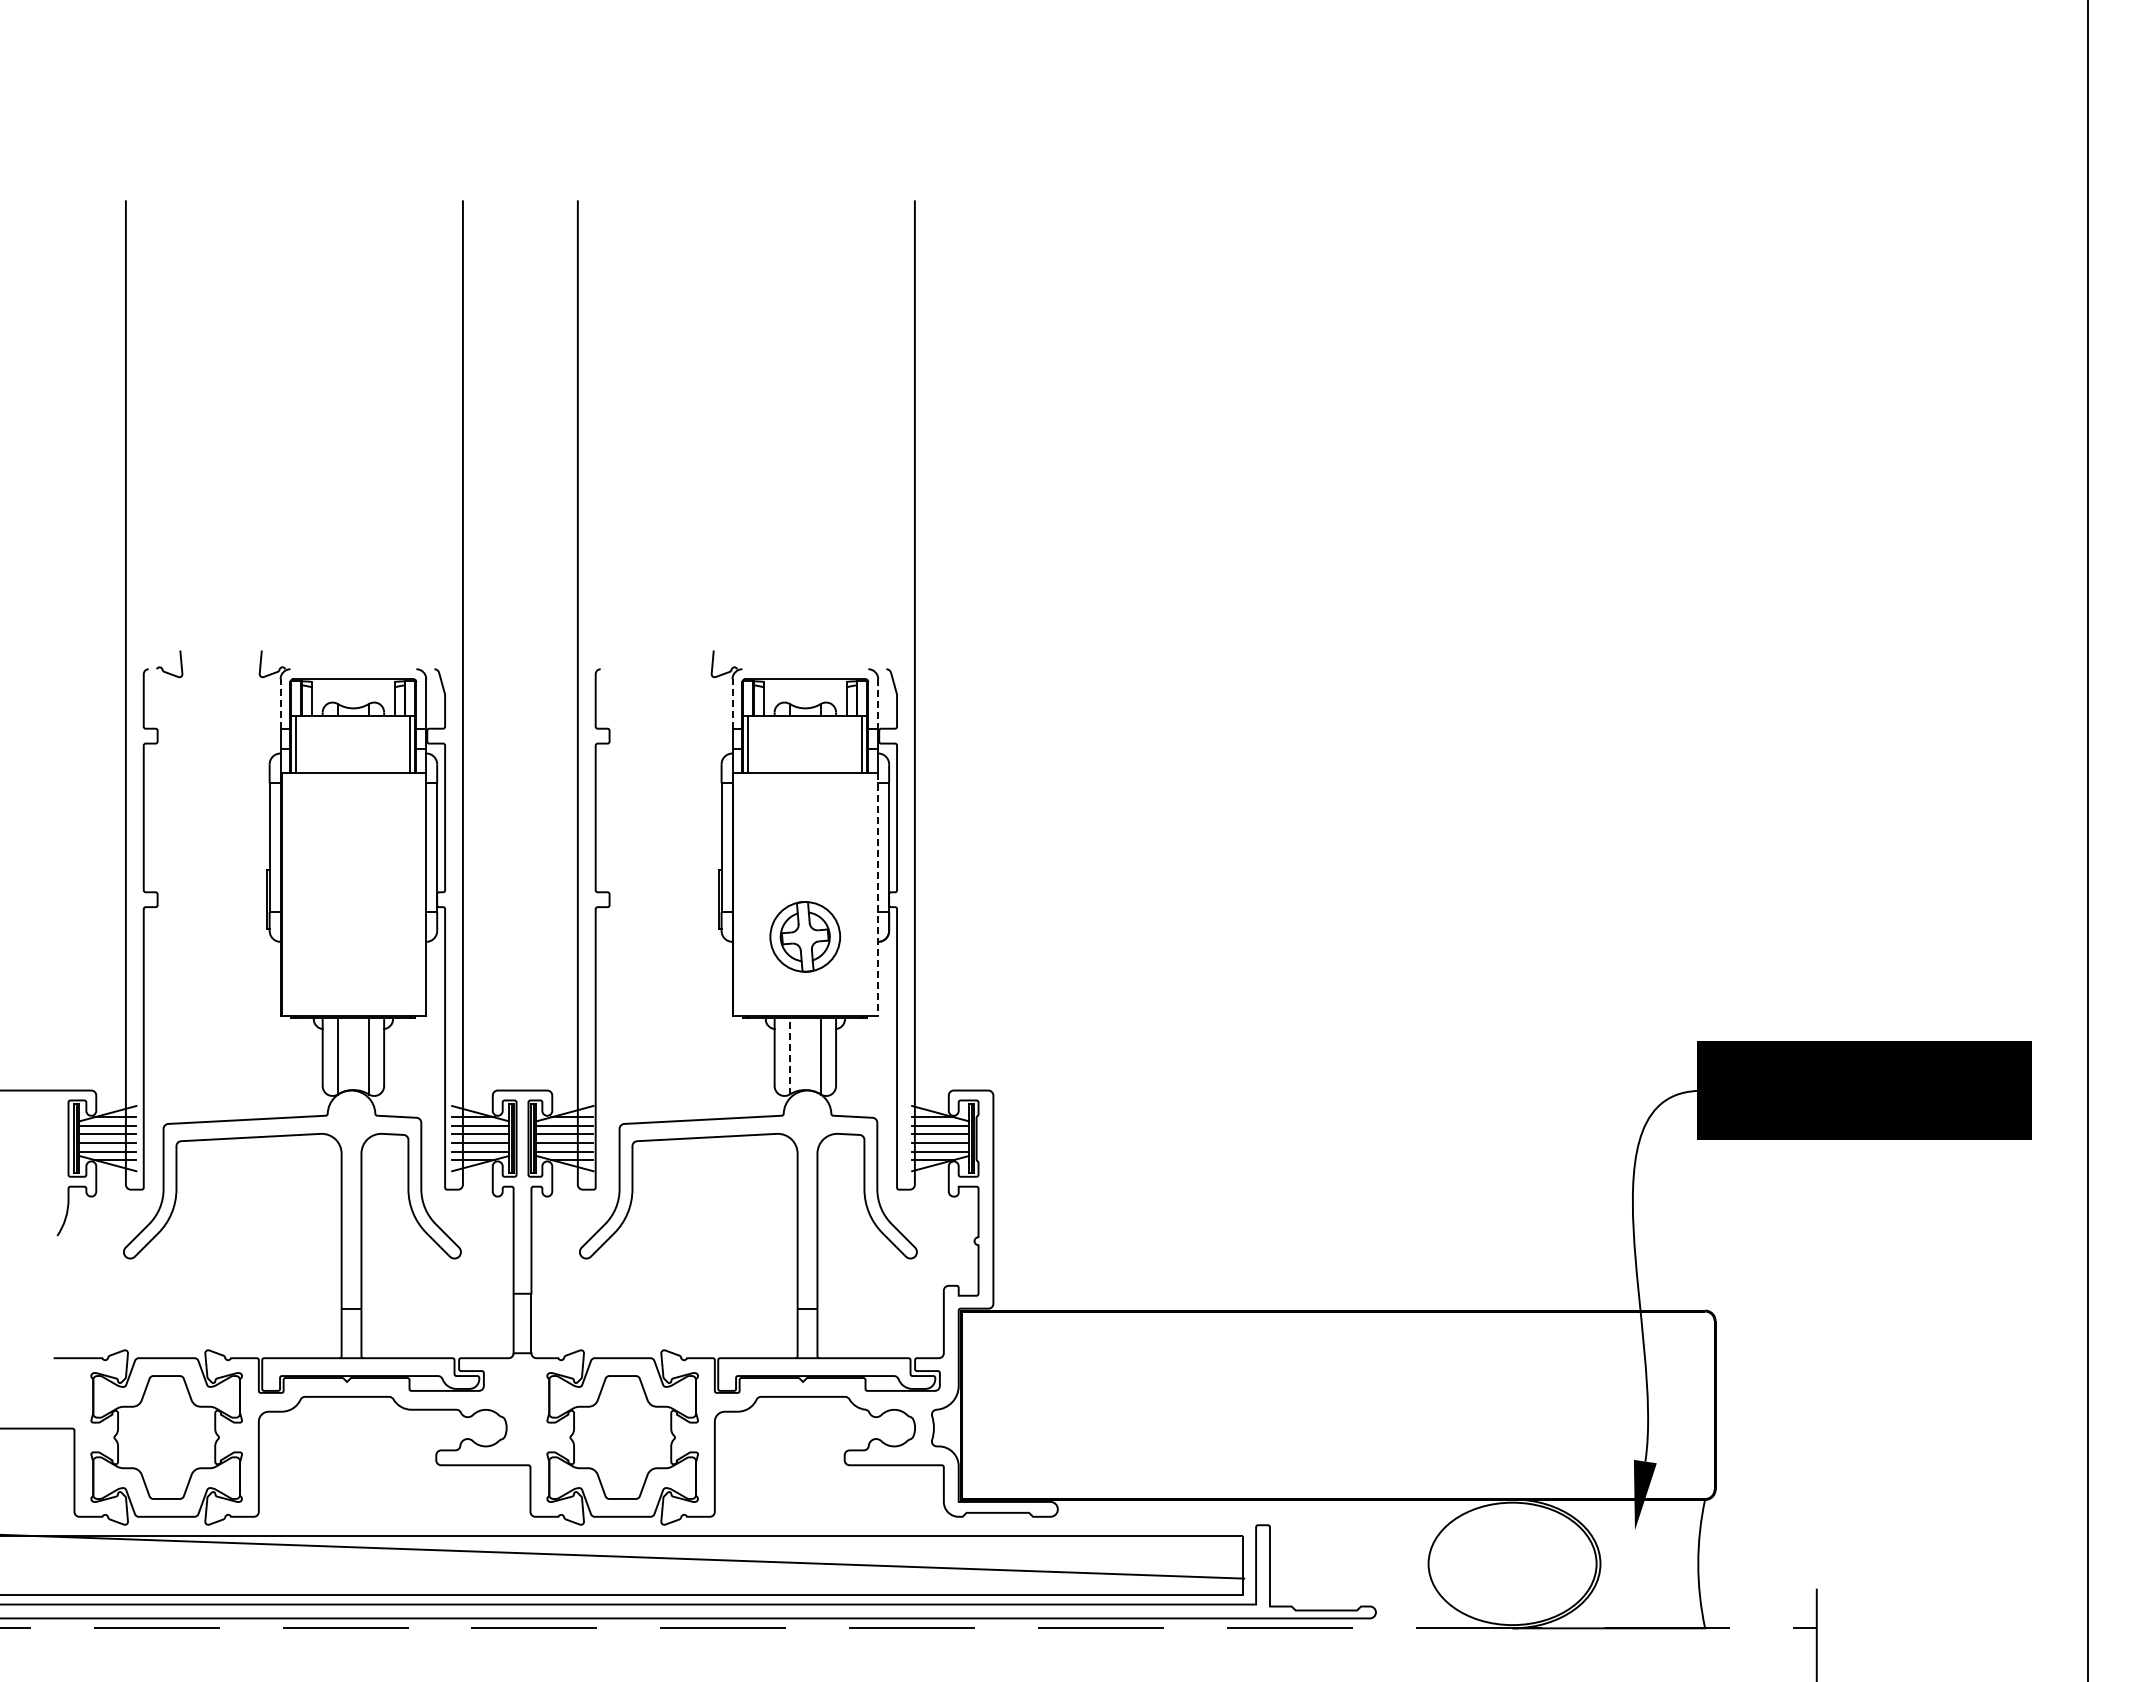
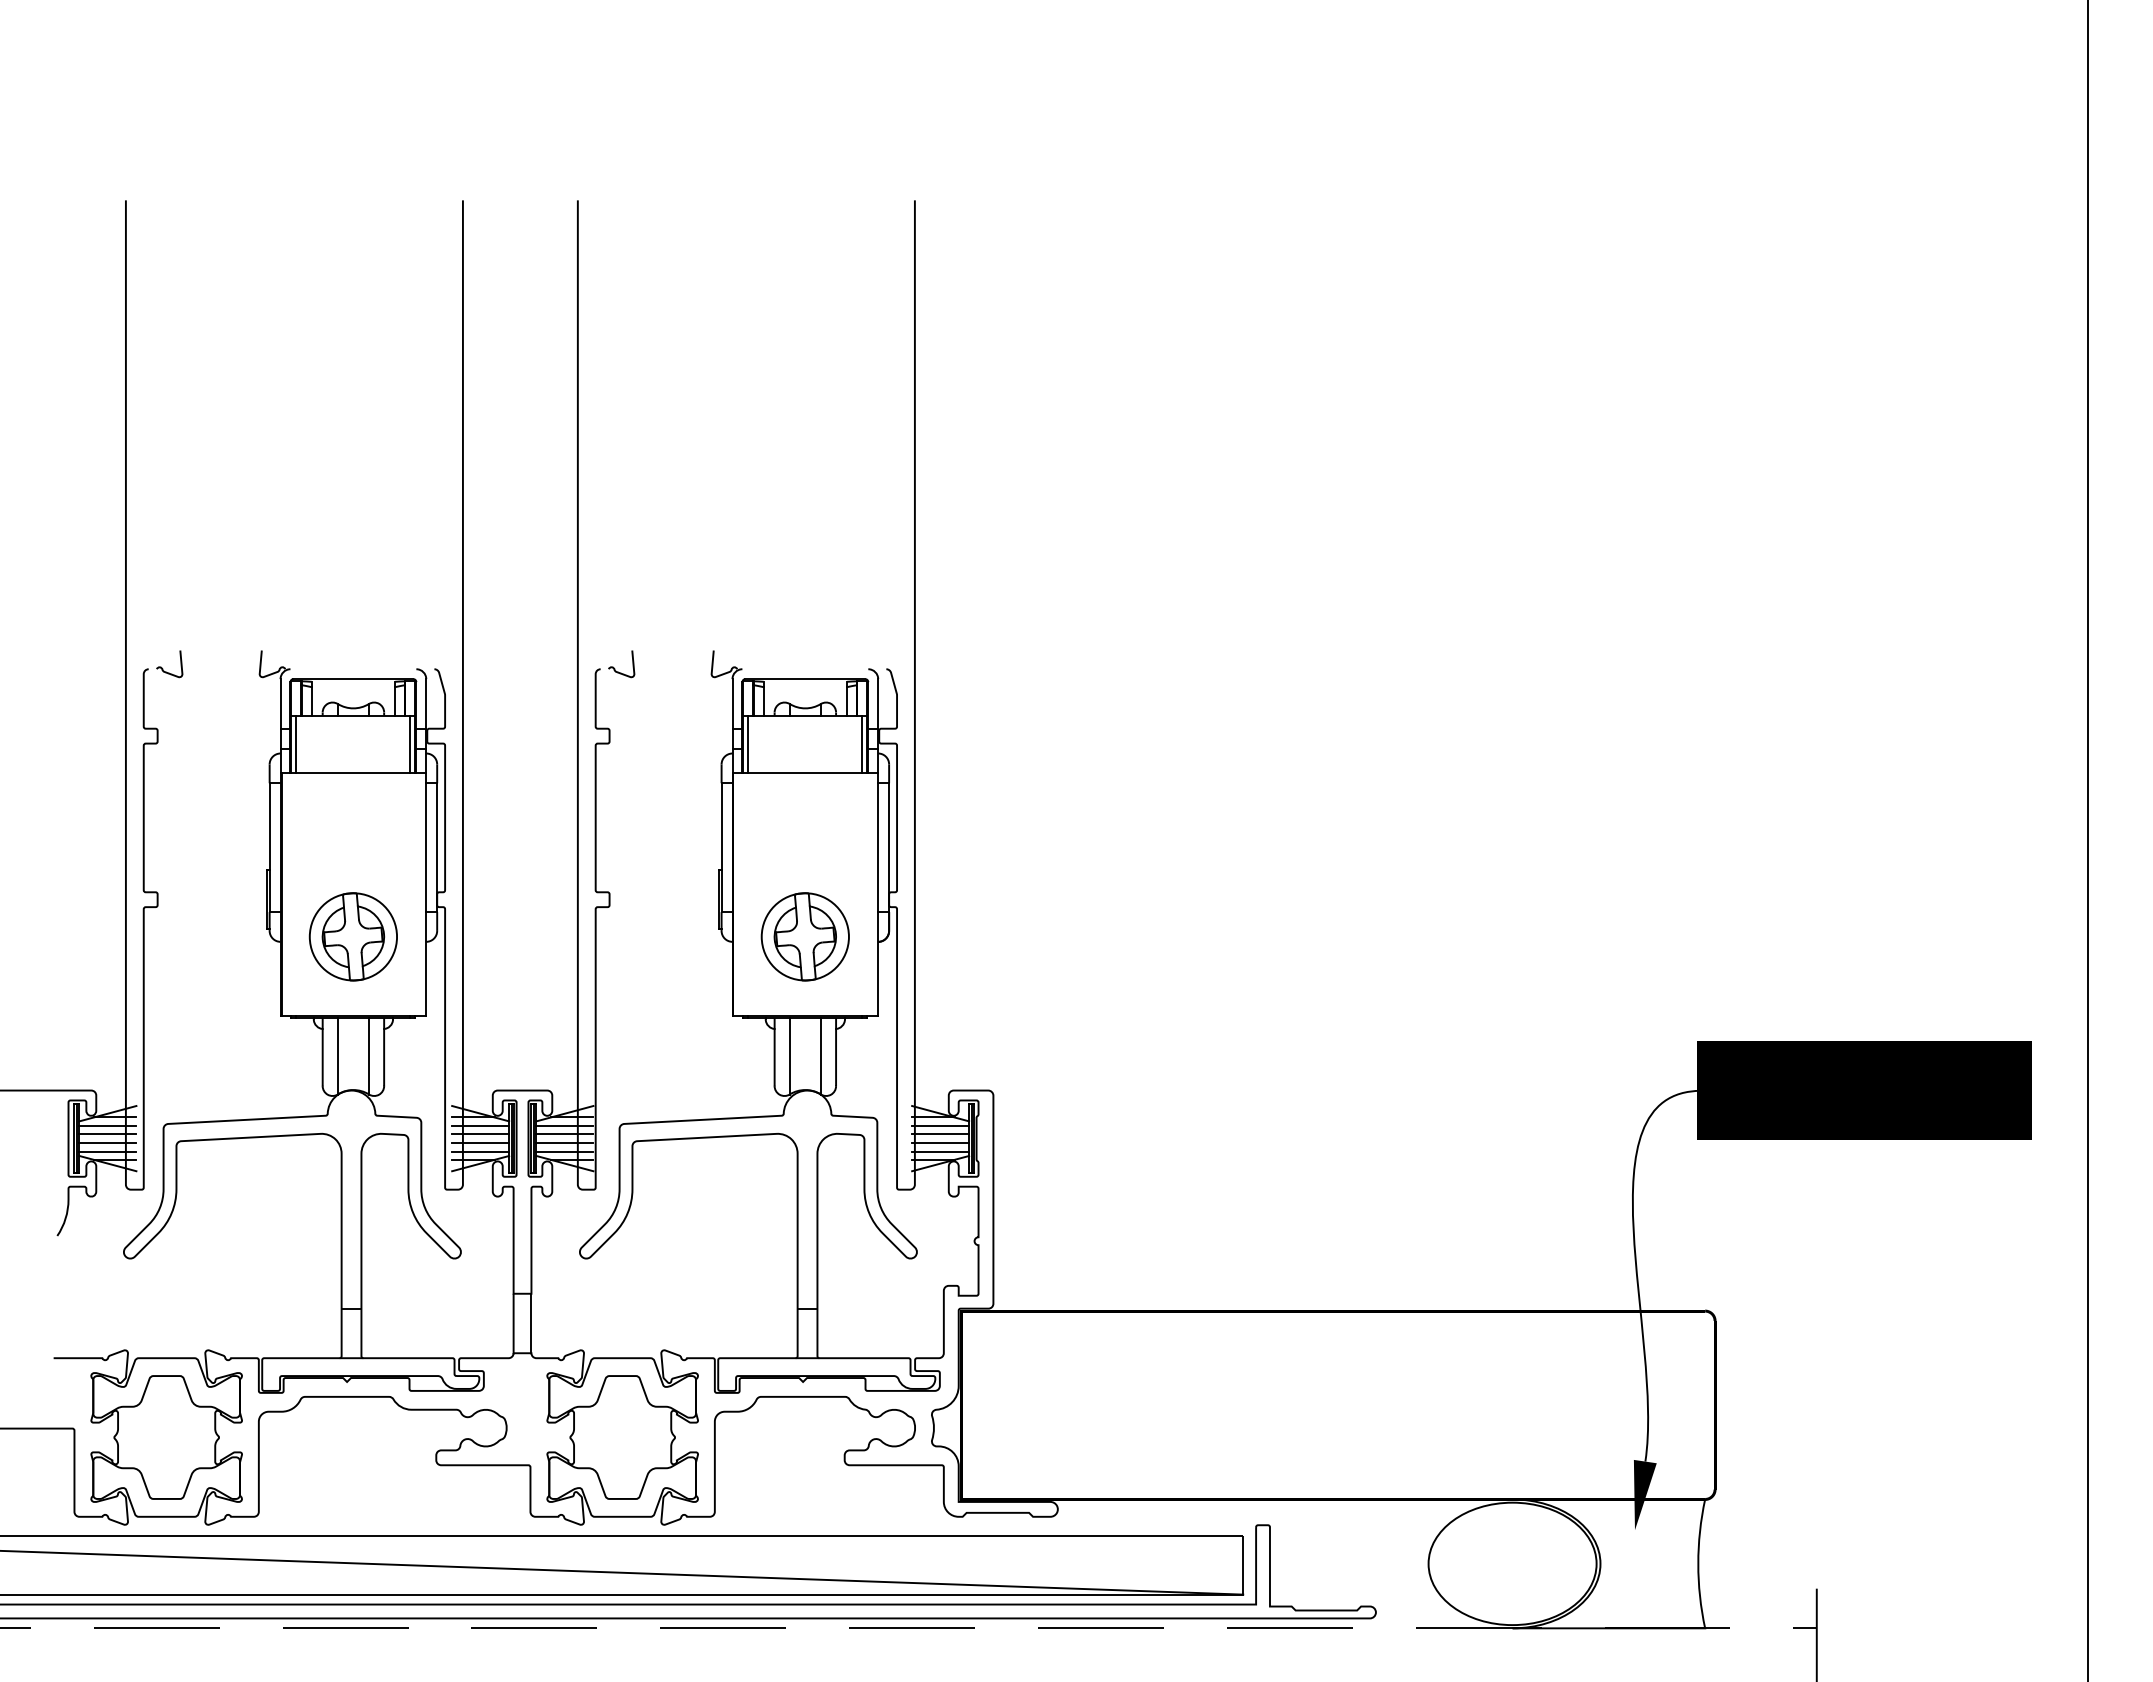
curve: none -> present (615, 668)
line: dashed -> solid (280, 703)
line: dashed -> solid (732, 703)
line: dashed -> solid (878, 703)
line: dashed -> solid (878, 895)
part: none -> present (352, 936)
part size: 73x72 px -> 90x90 px (804, 936)
line: dashed -> solid (789, 1055)
line position: (623, 1556) -> (622, 1572) (622, 1572)
